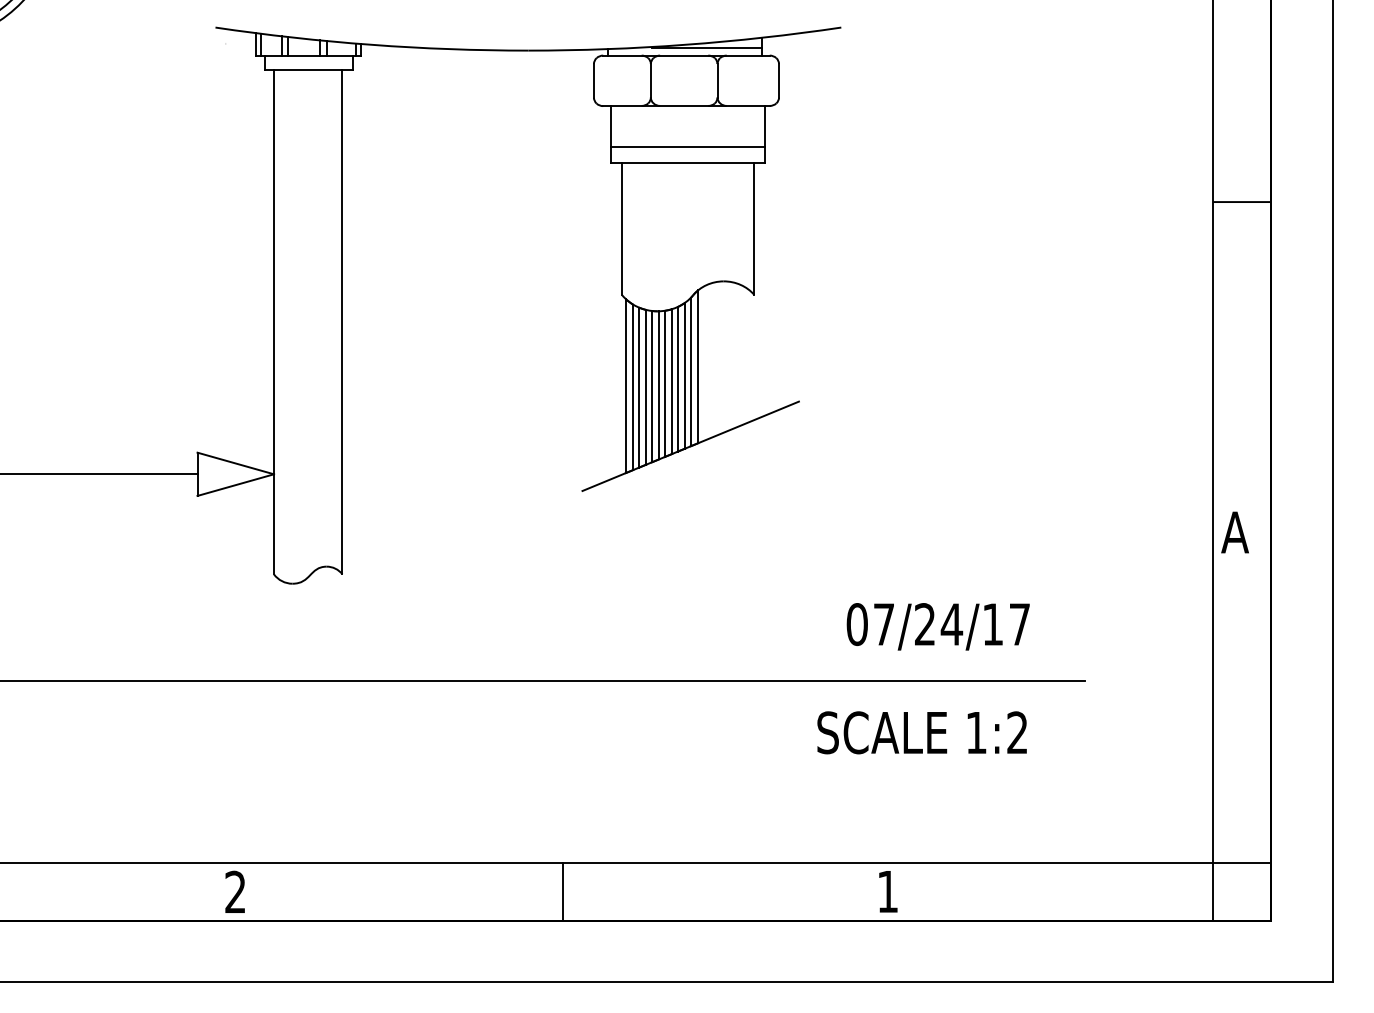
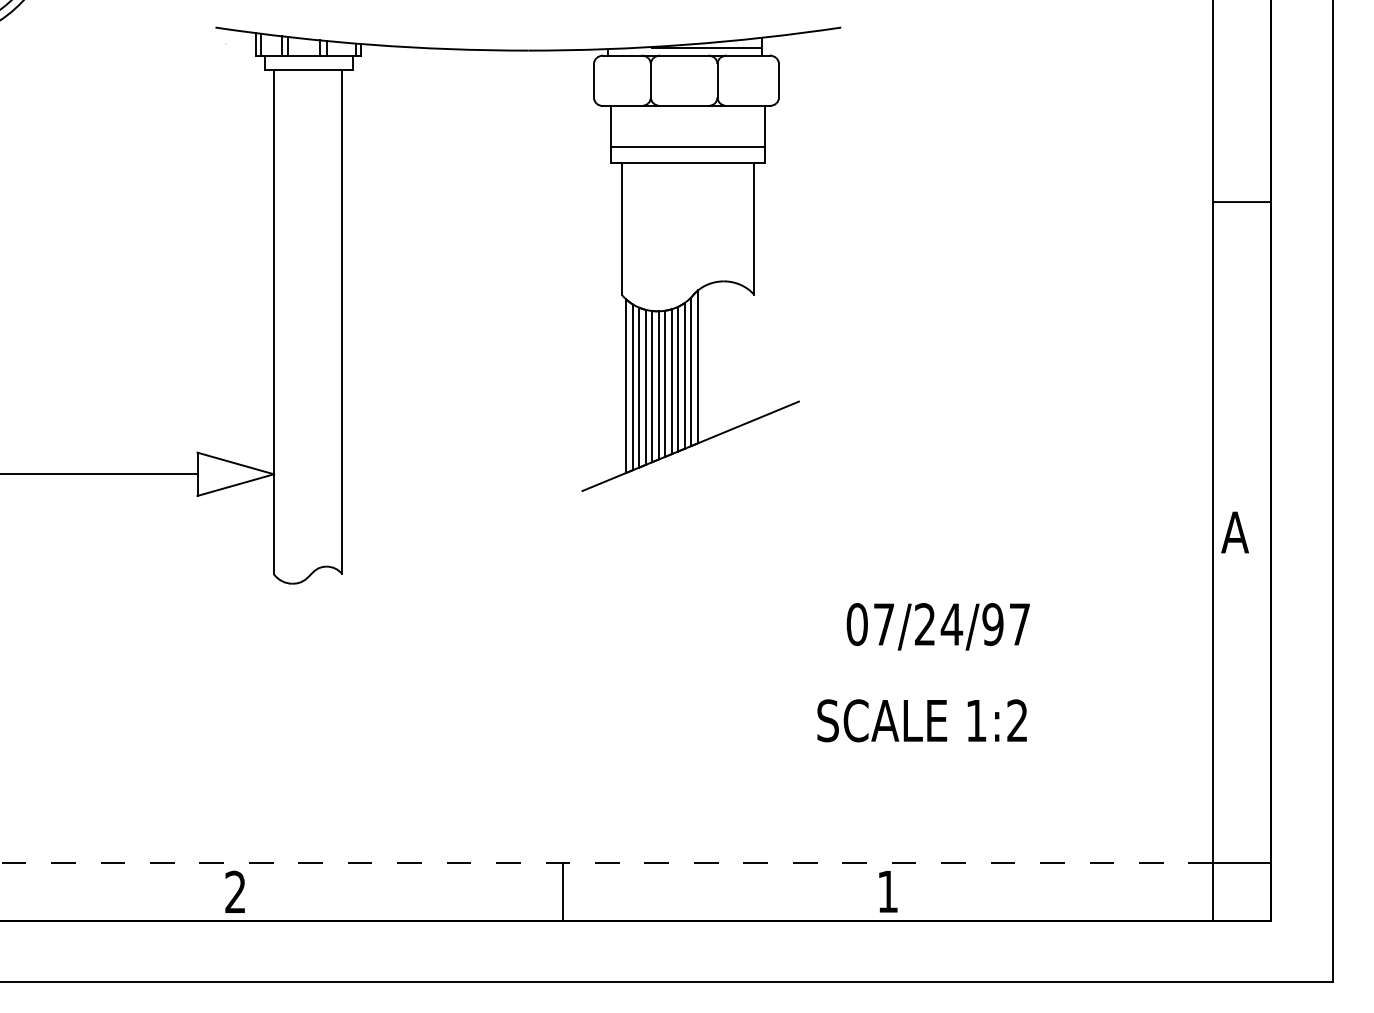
text: 07/24/17 -> 07/24/97 (992, 624)
line: present -> none (543, 681)
text position: (921, 732) -> (921, 720) (921, 720)
line: solid -> dashed (606, 862)
